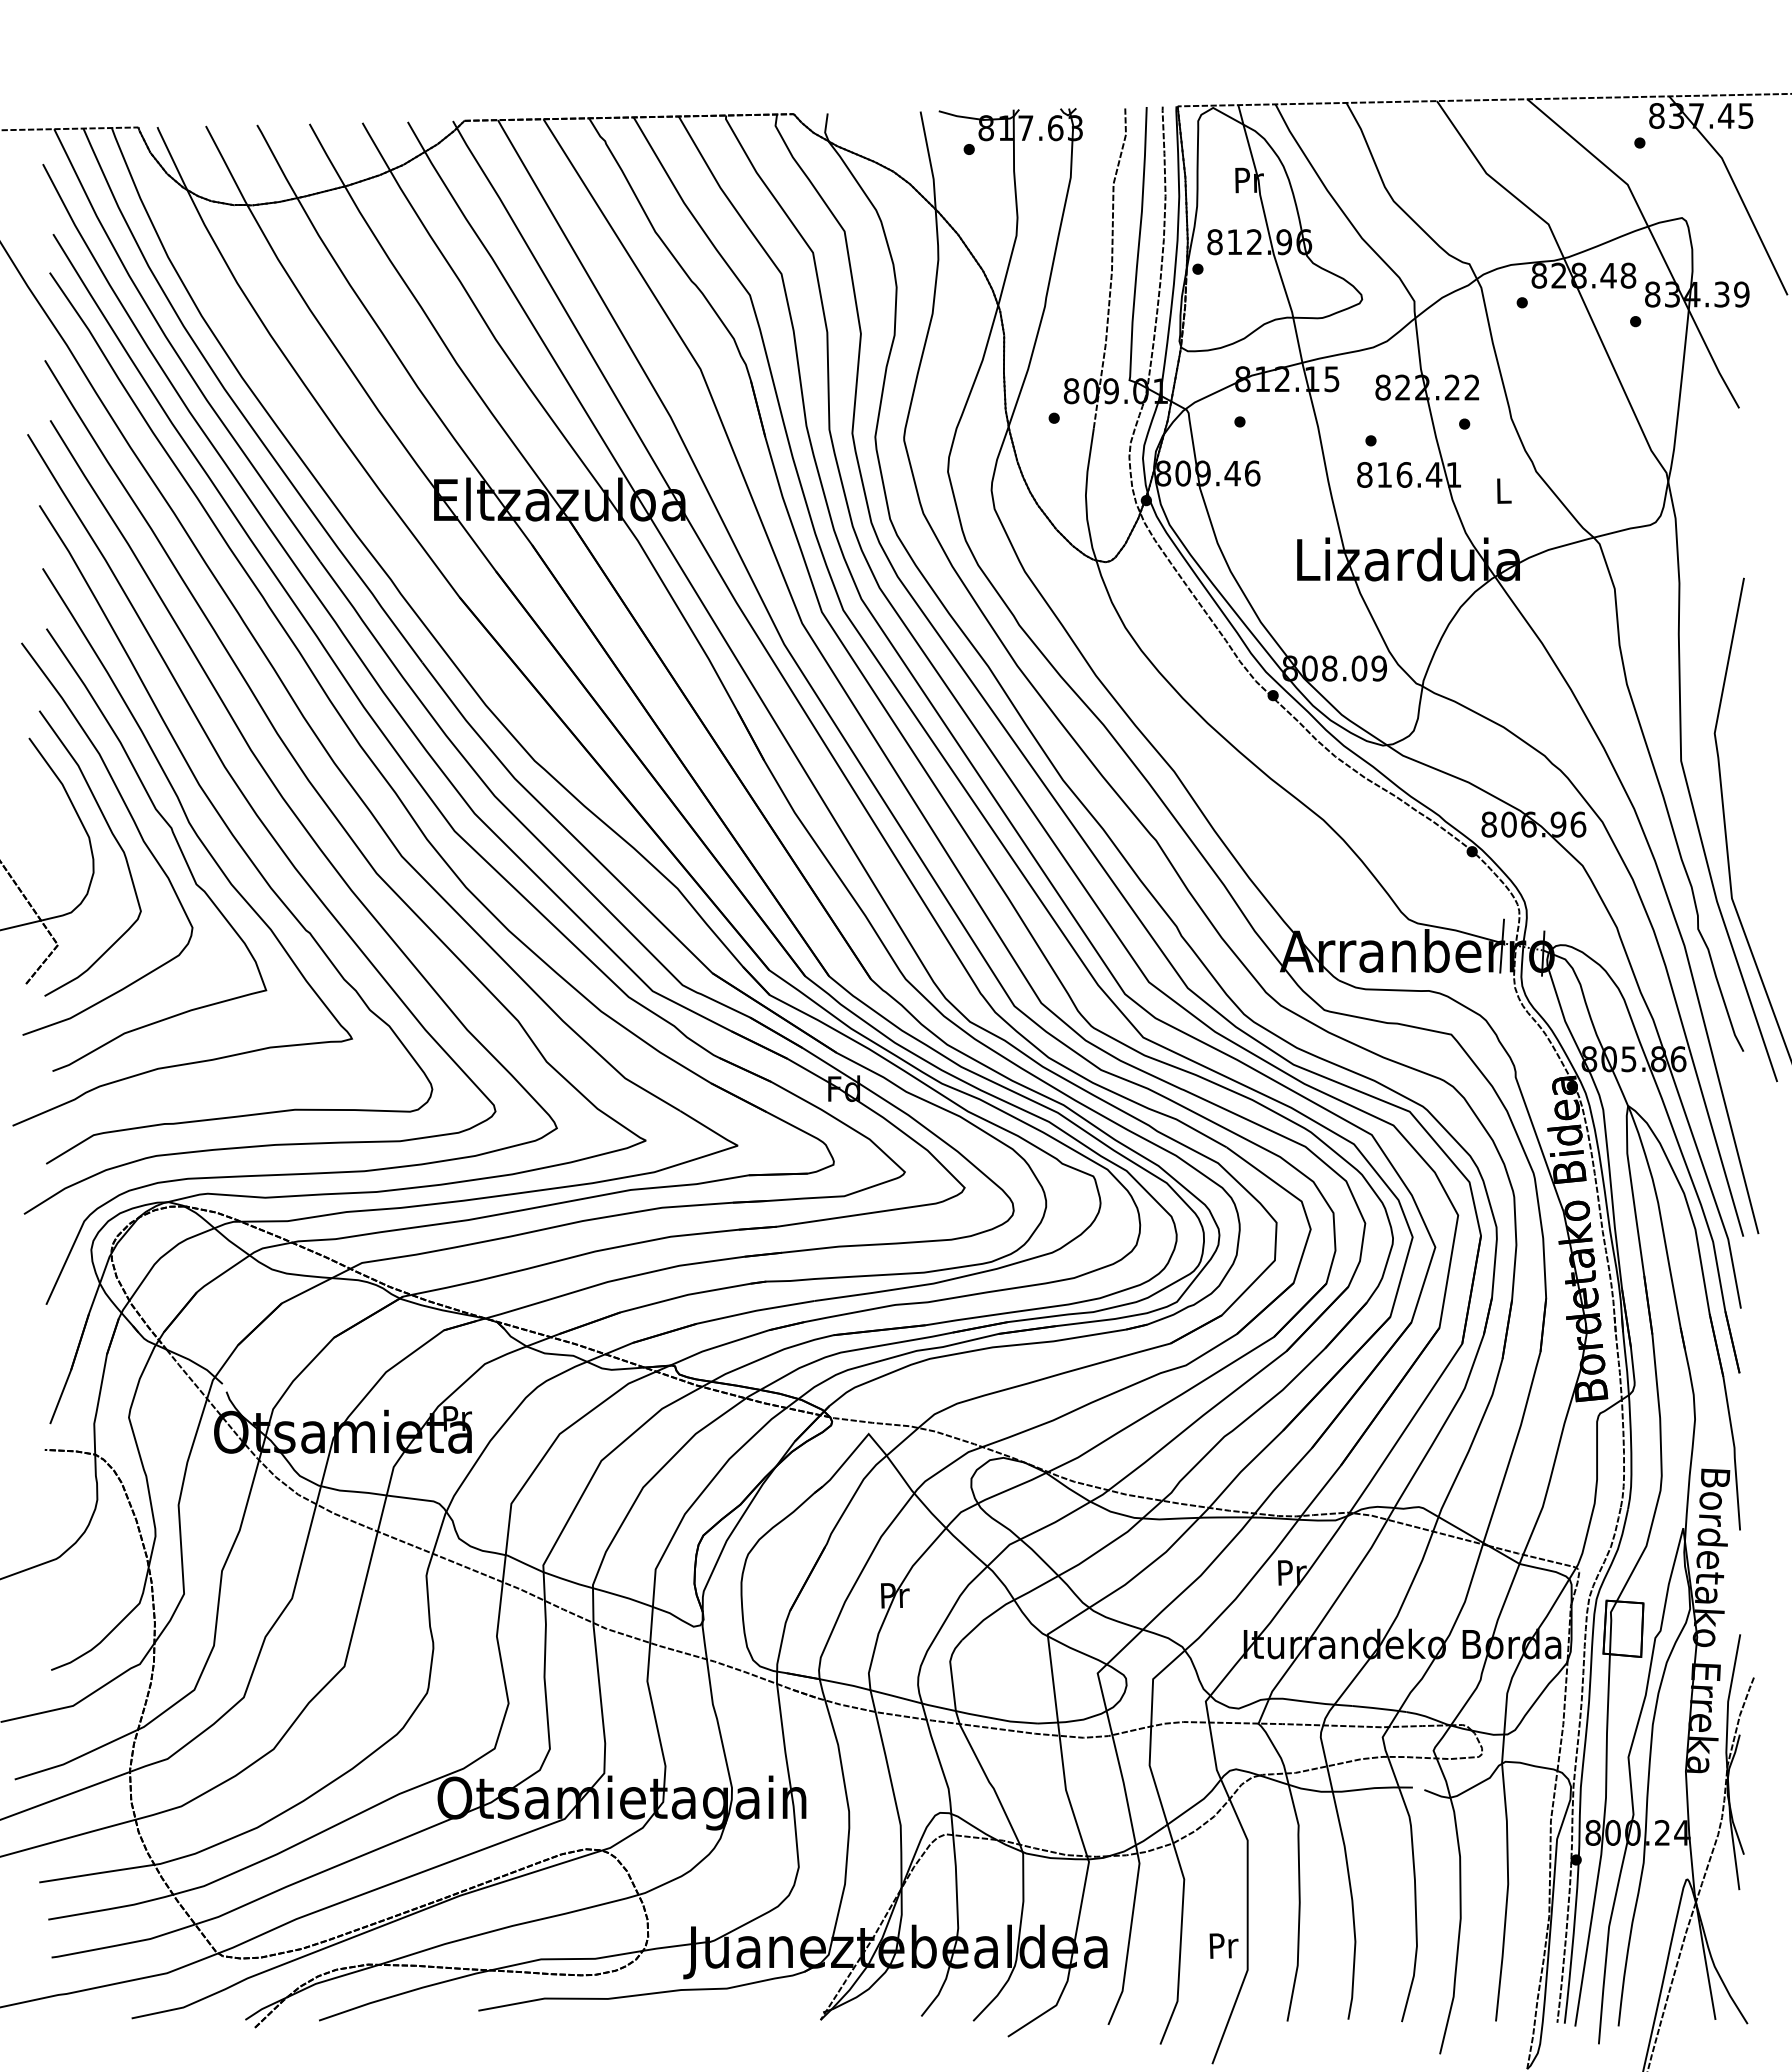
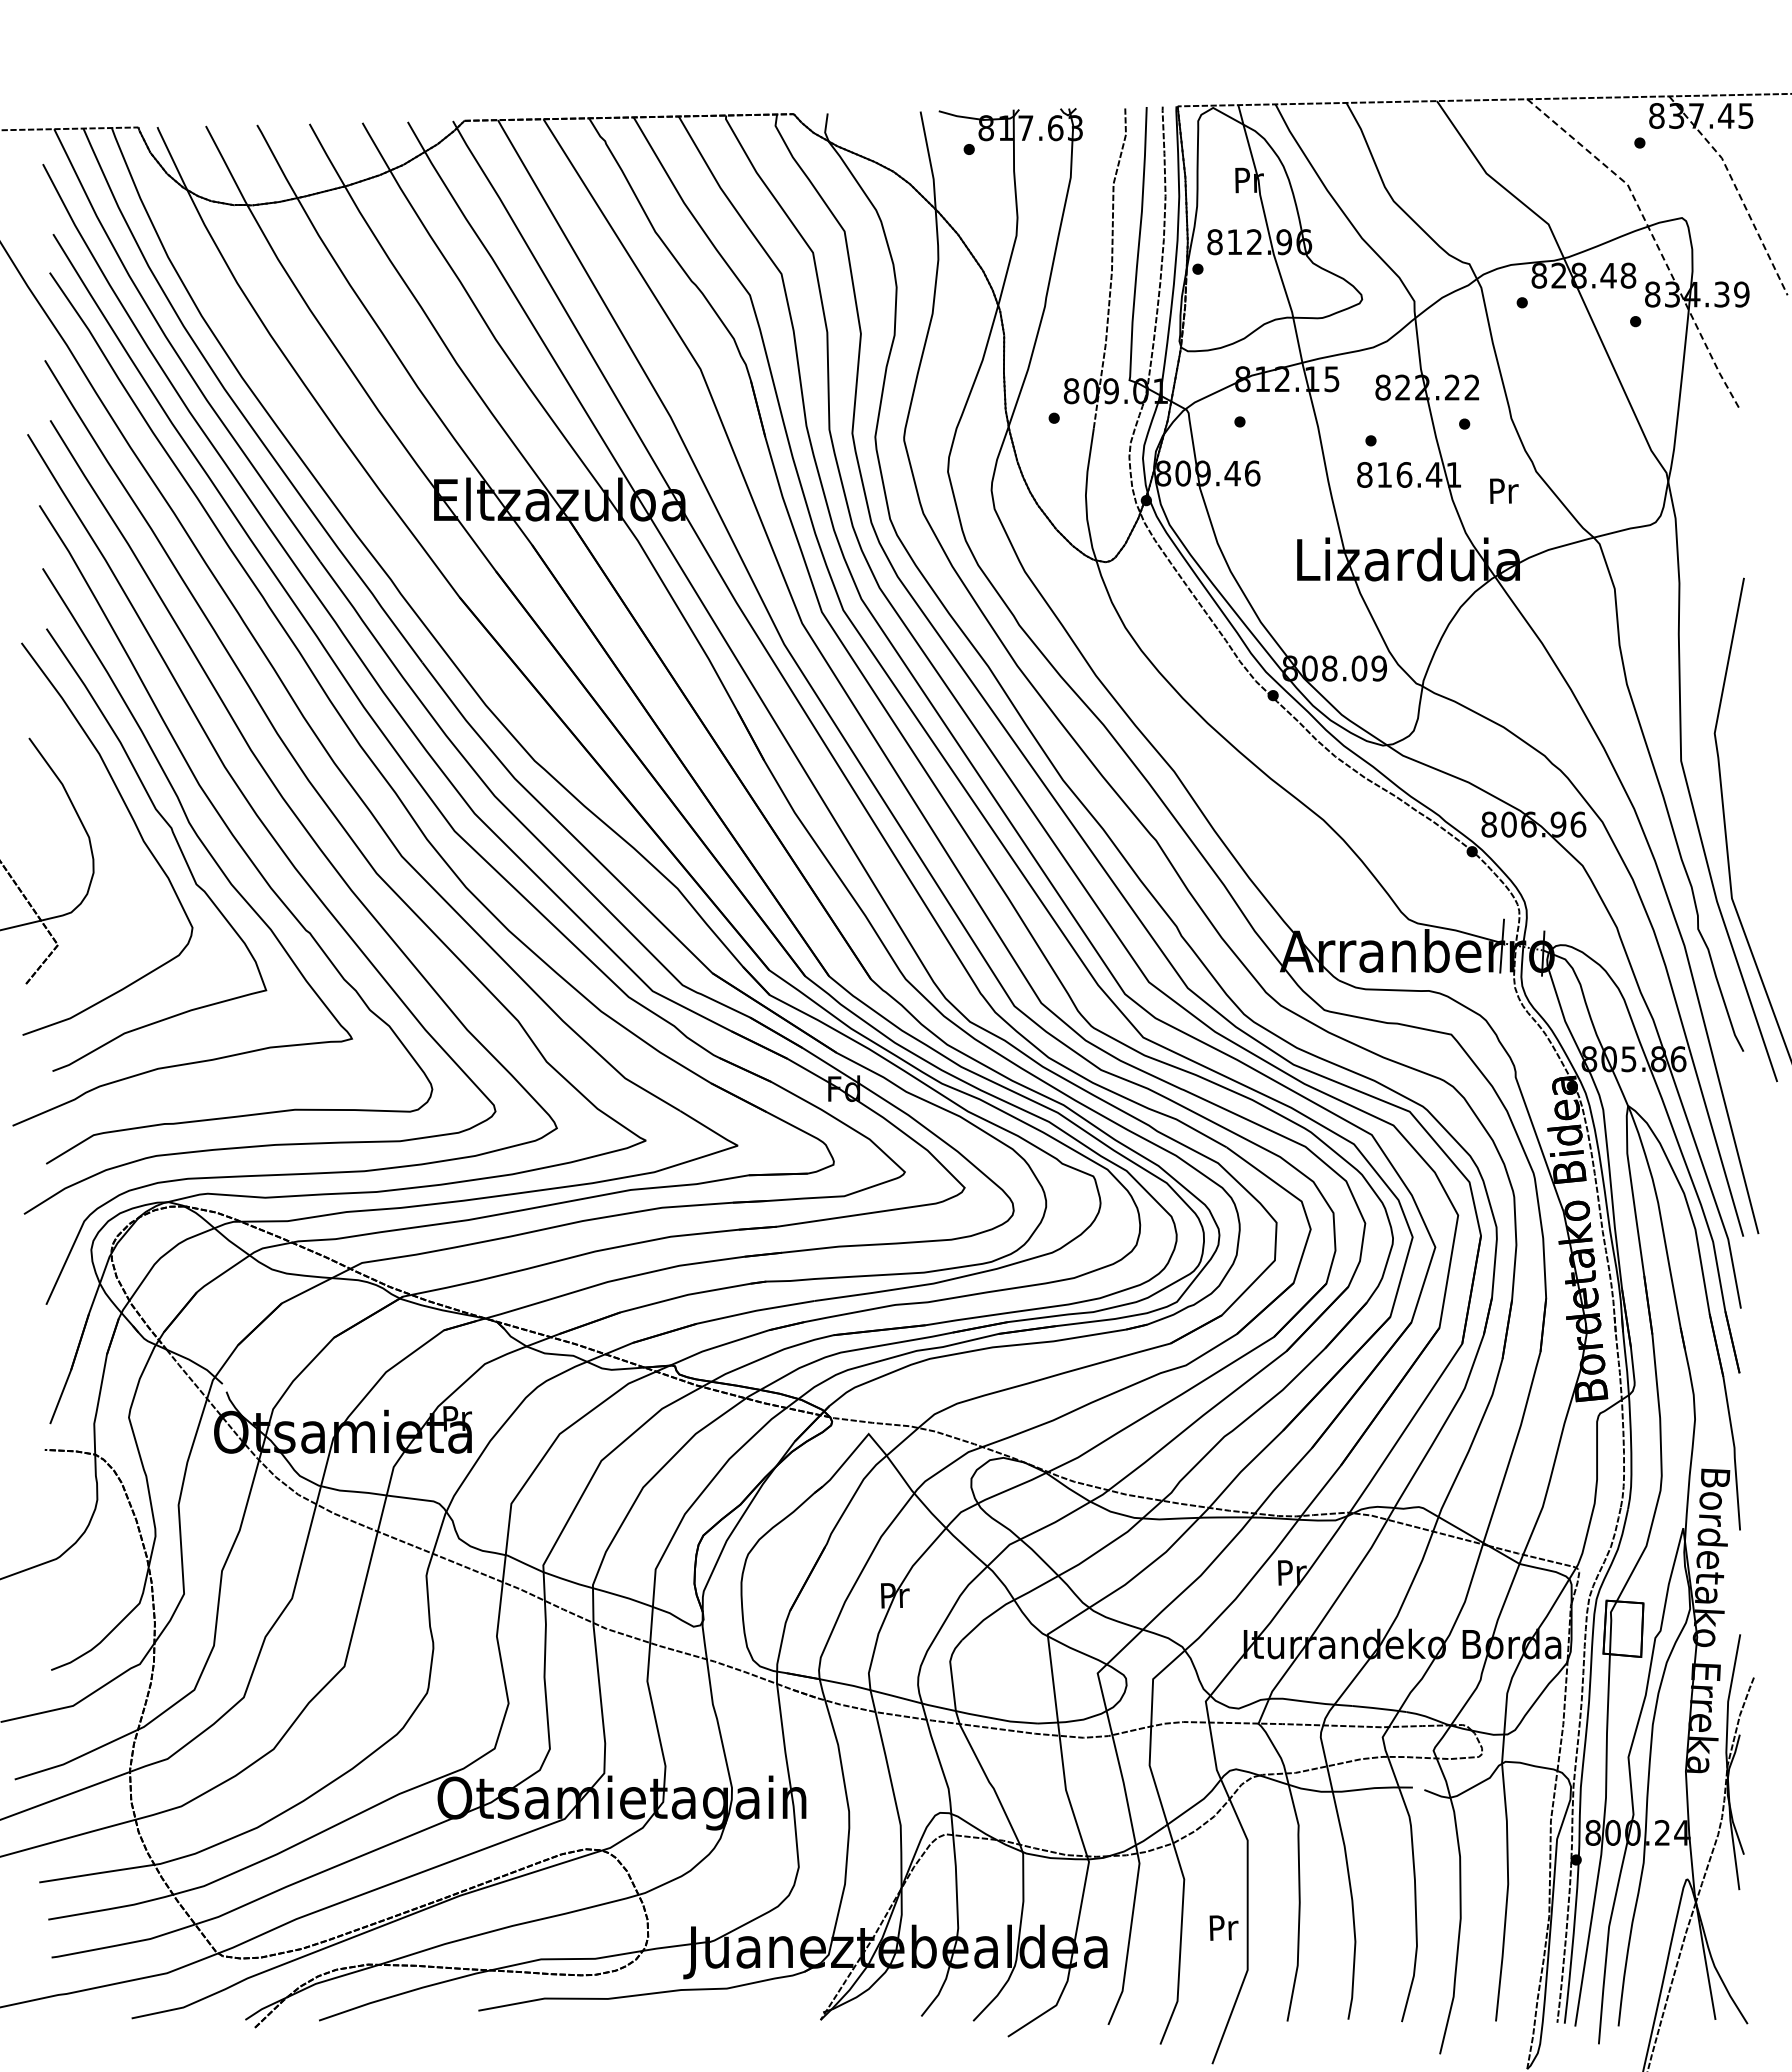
line: solid -> dashed (1736, 189)
line: solid -> dashed (1653, 238)
text: L -> Pr (1504, 490)
curve: present -> none (113, 837)
text position: (1223, 1945) -> (1223, 1927) (1223, 1927)
